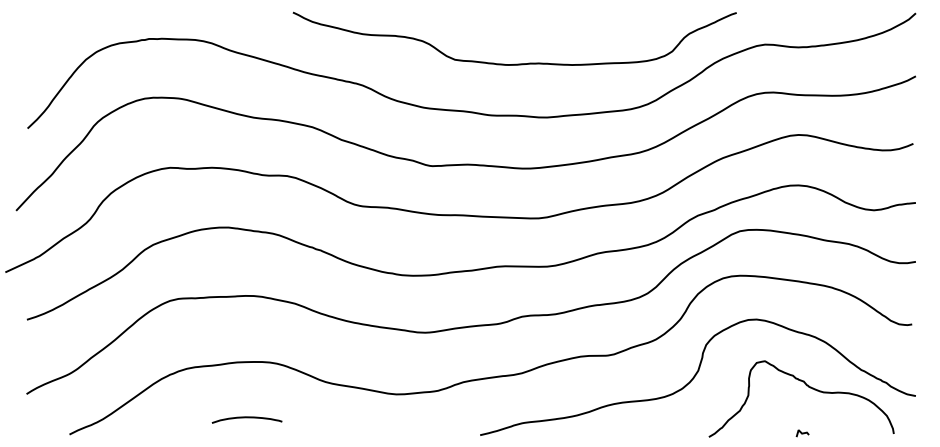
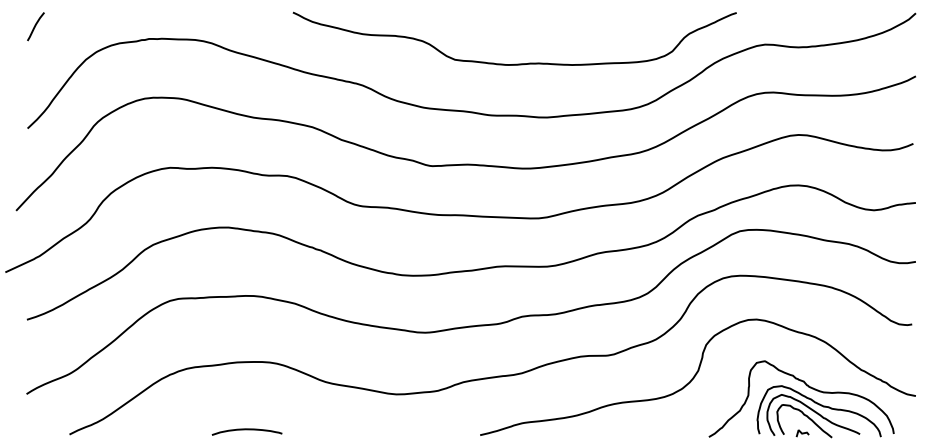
curve: none -> present (35, 26)
part: none -> present (818, 411)
curve position: (246, 418) -> (246, 430) (246, 430)
